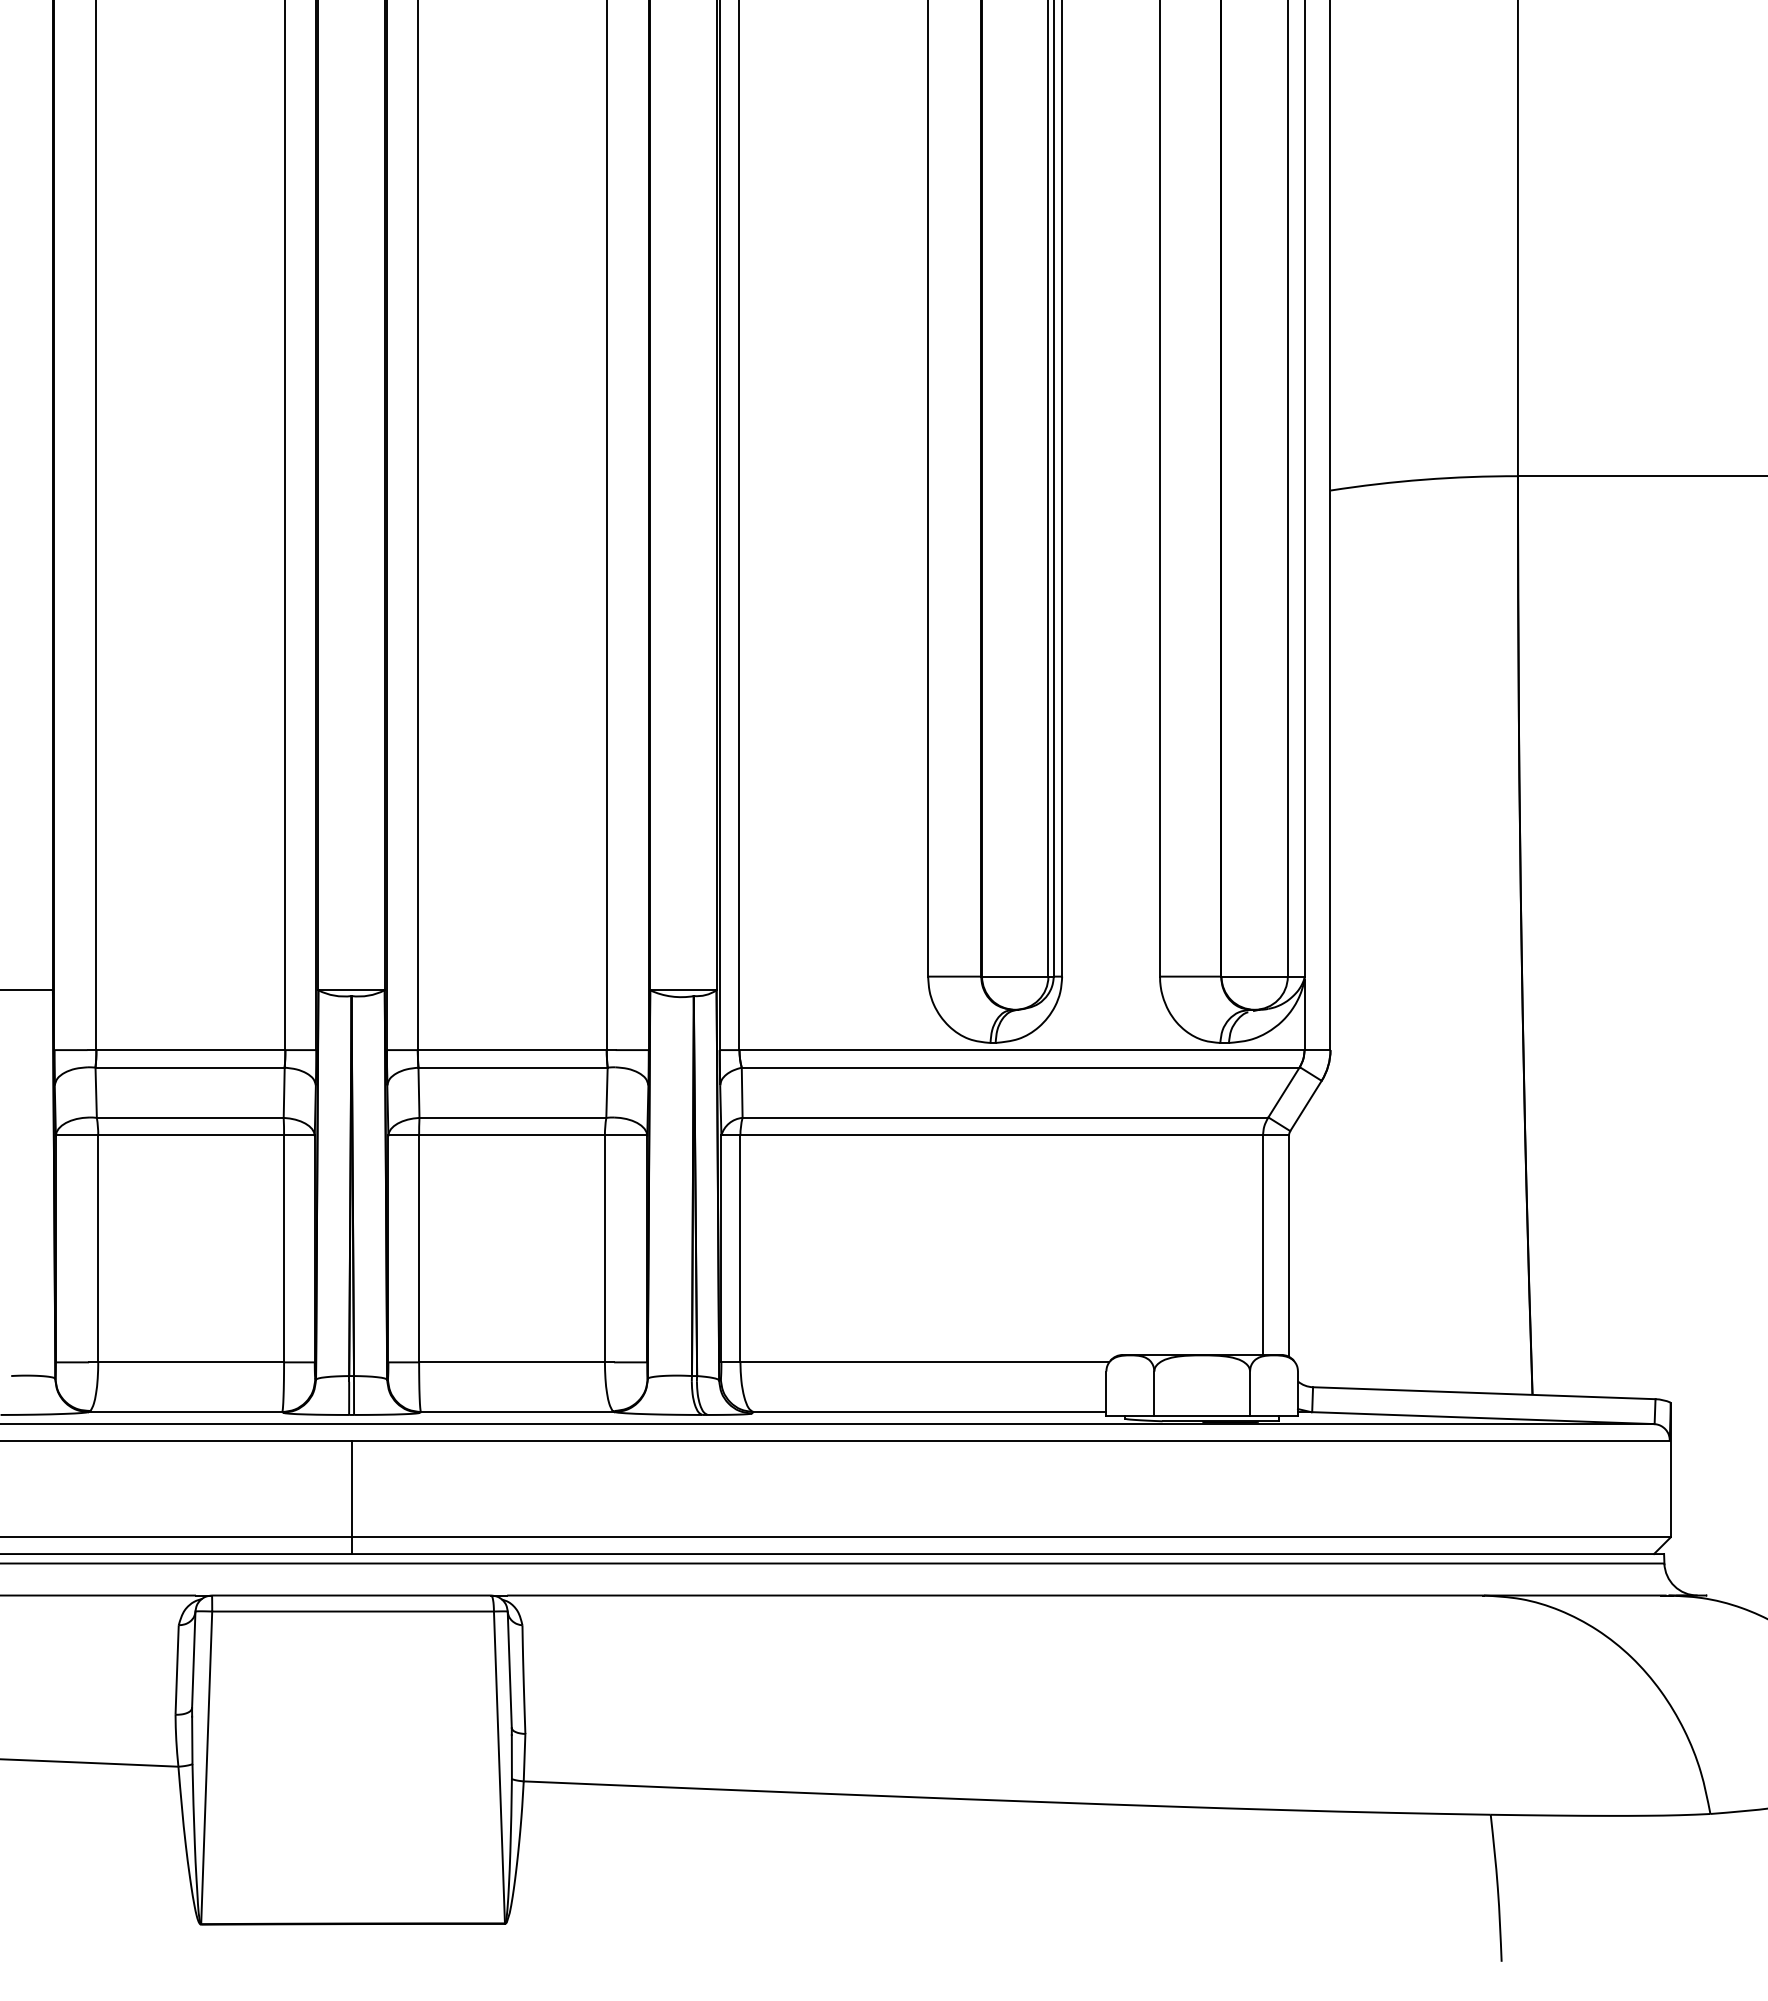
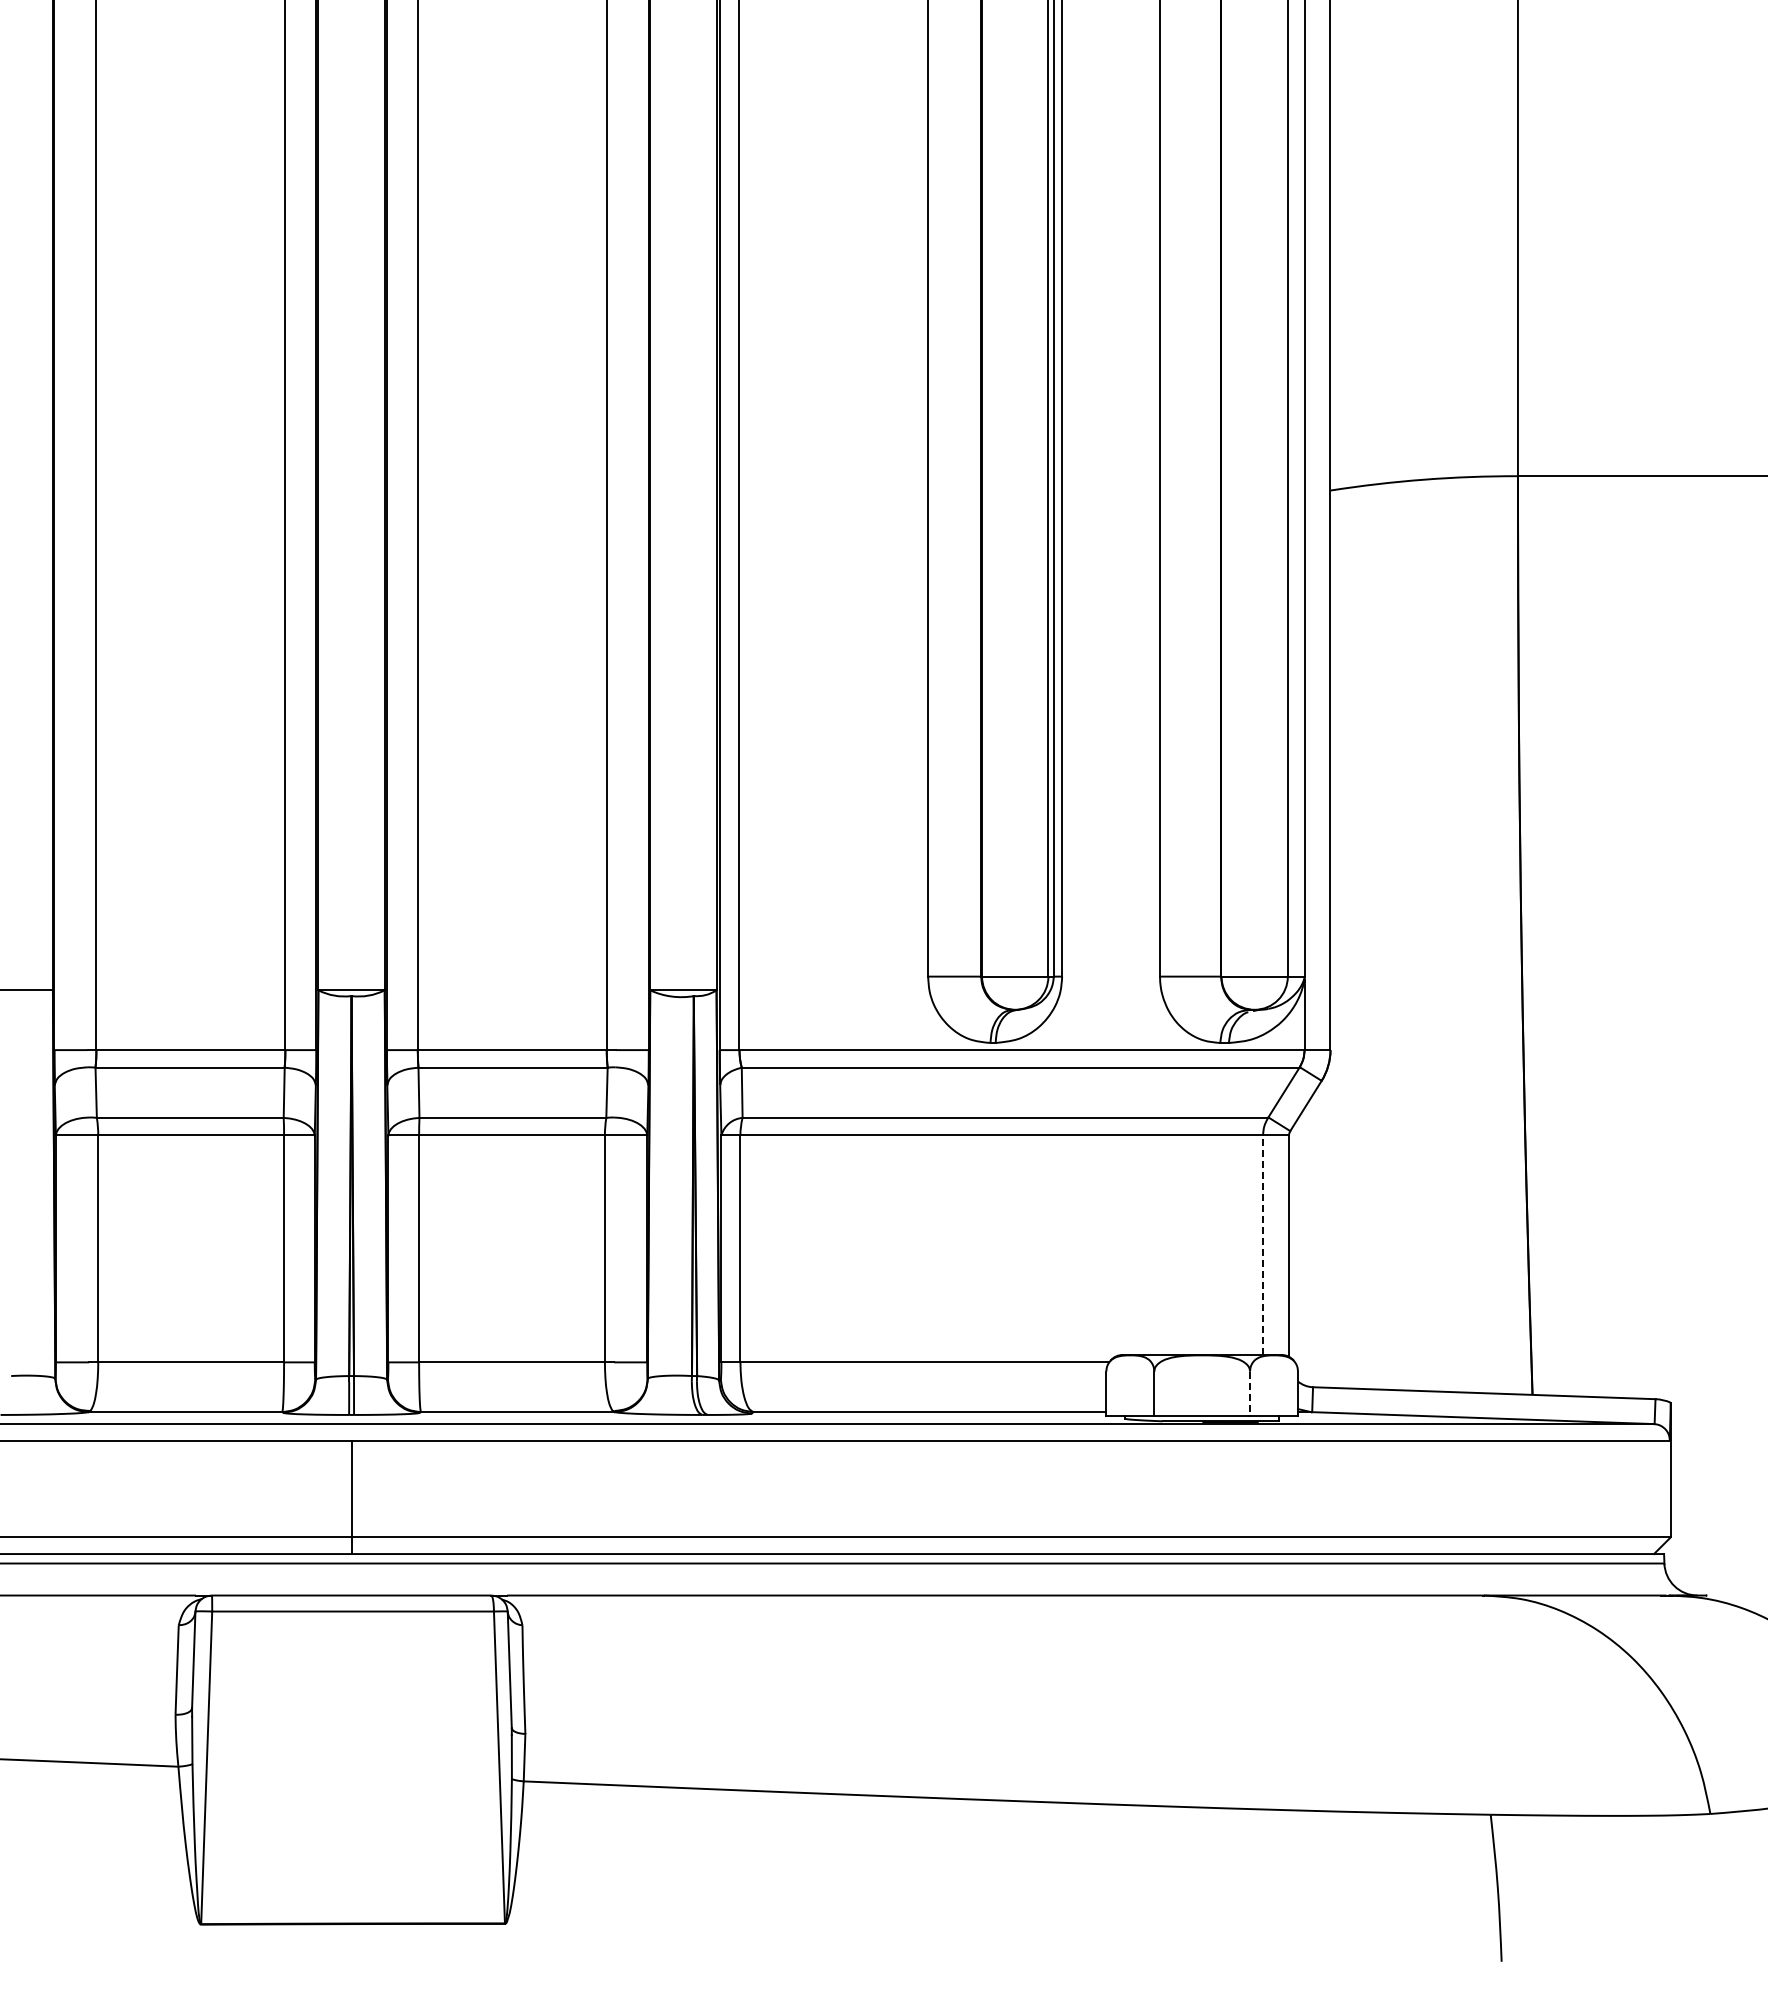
line: solid -> dashed (1263, 1245)
line: solid -> dashed (1250, 1394)
